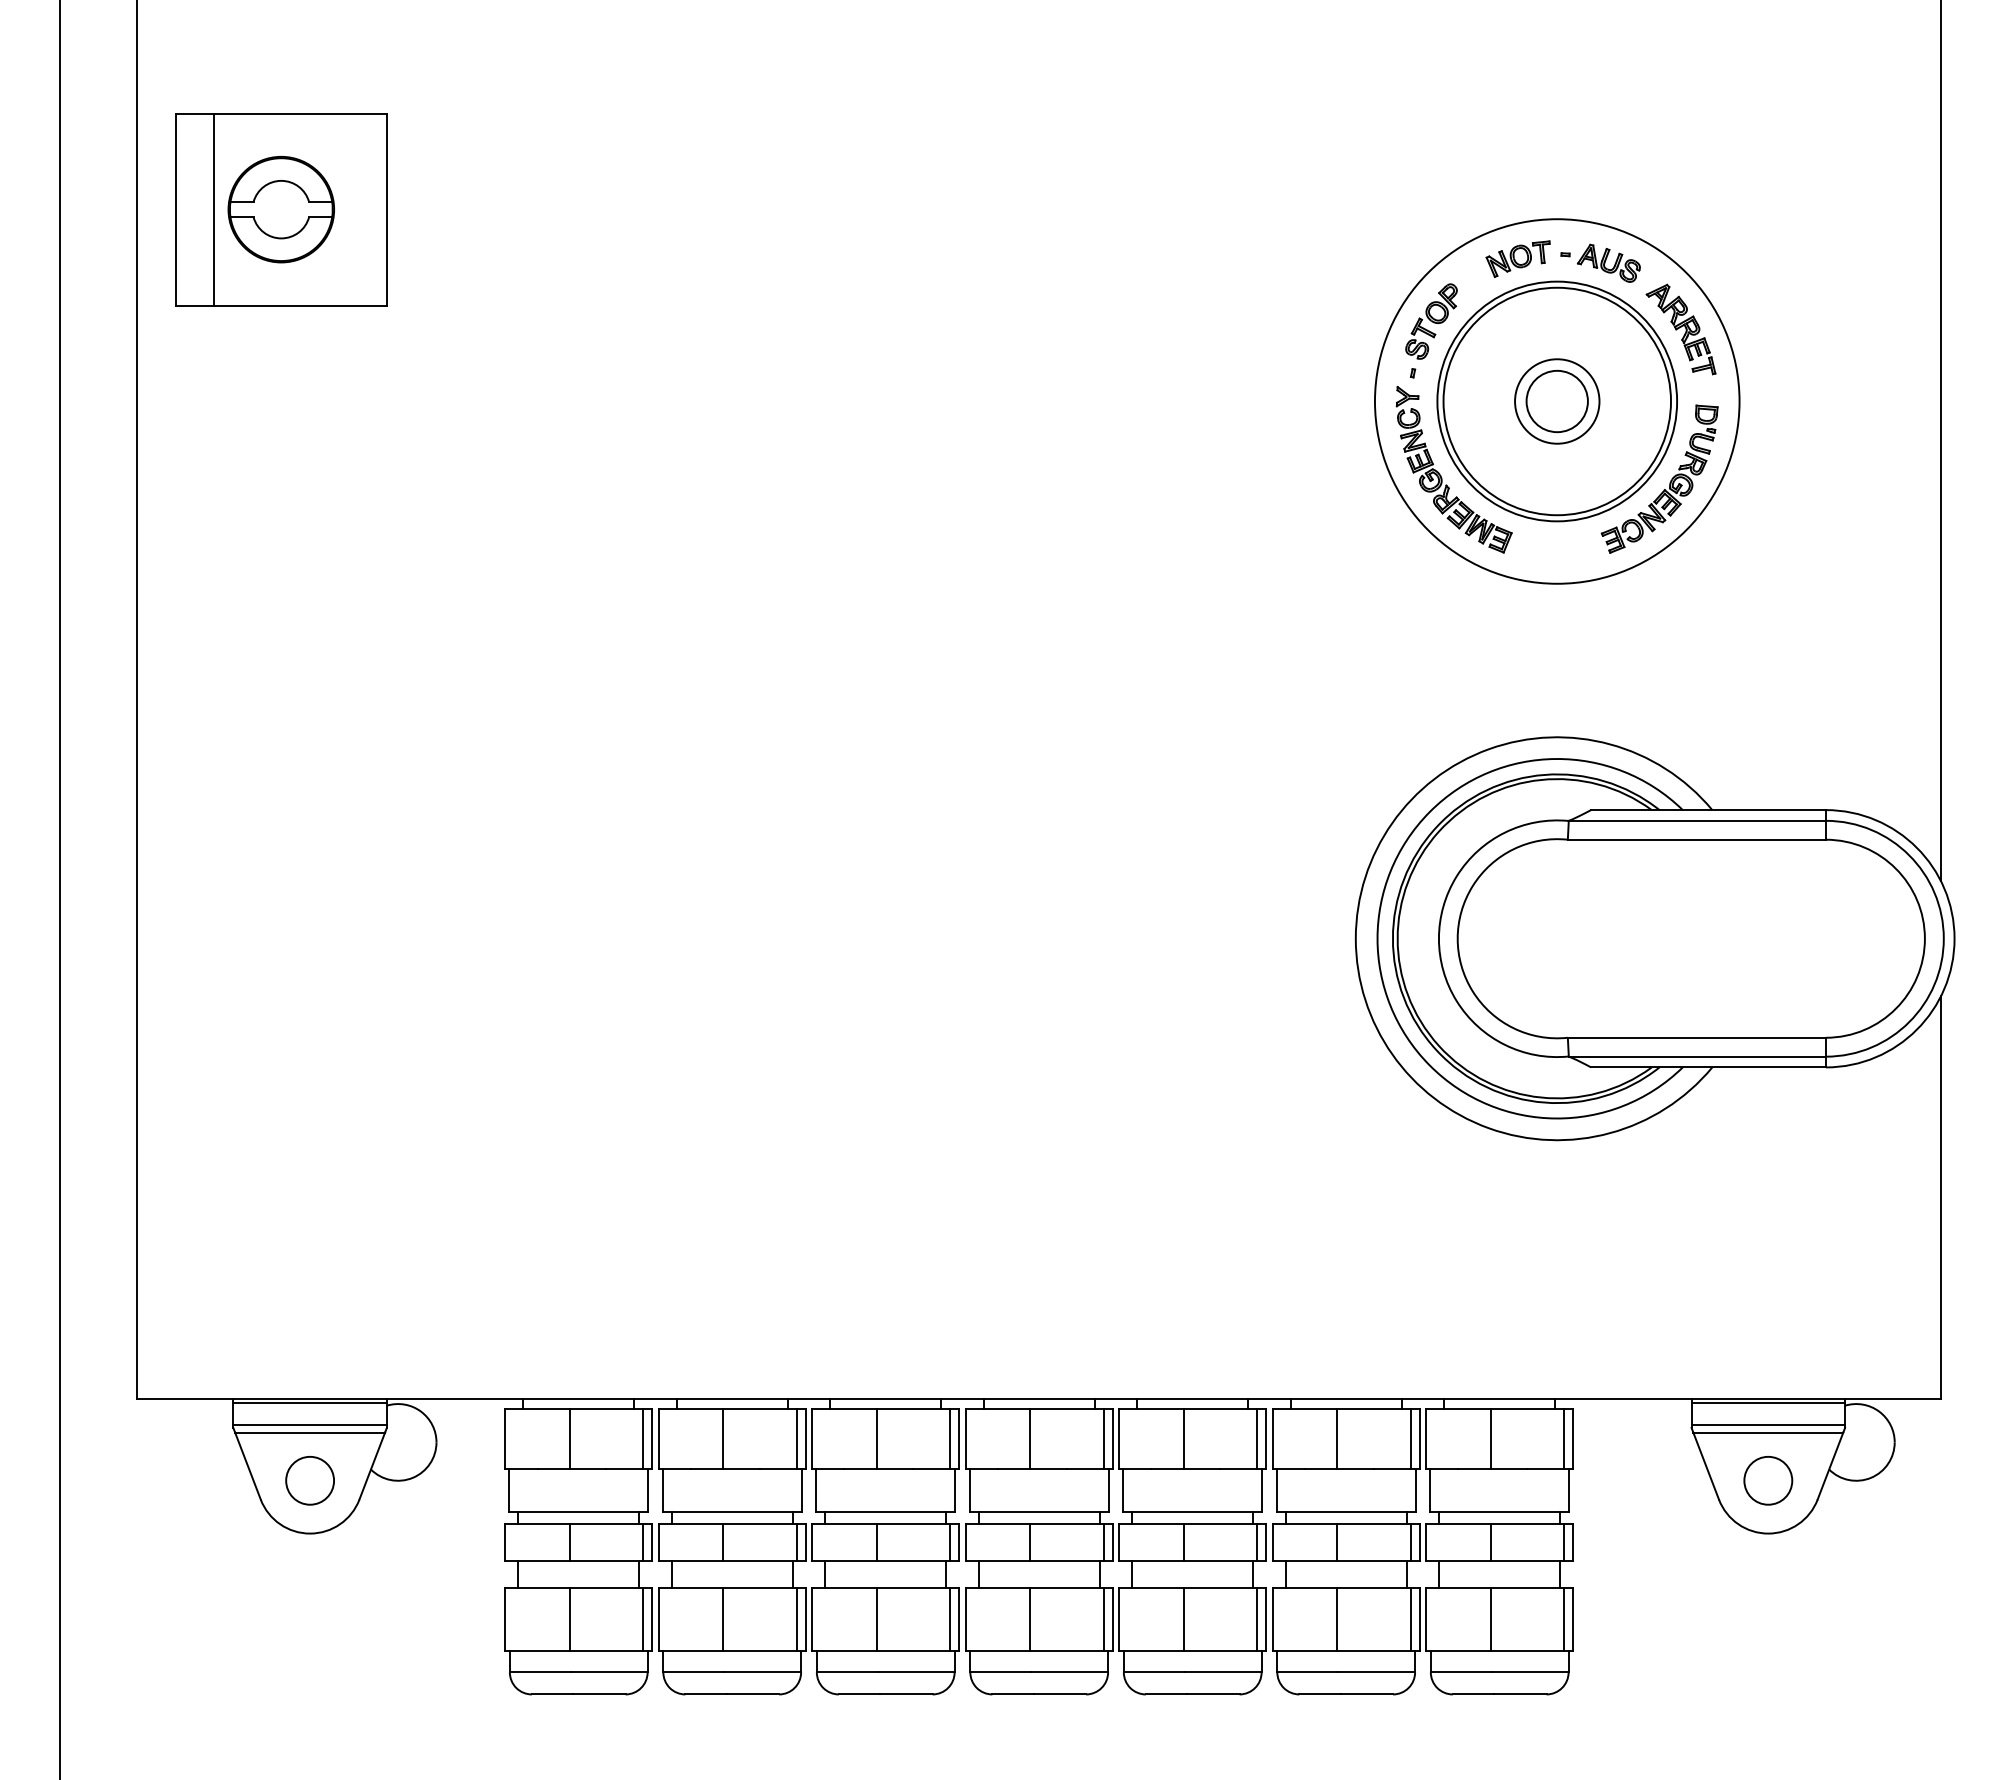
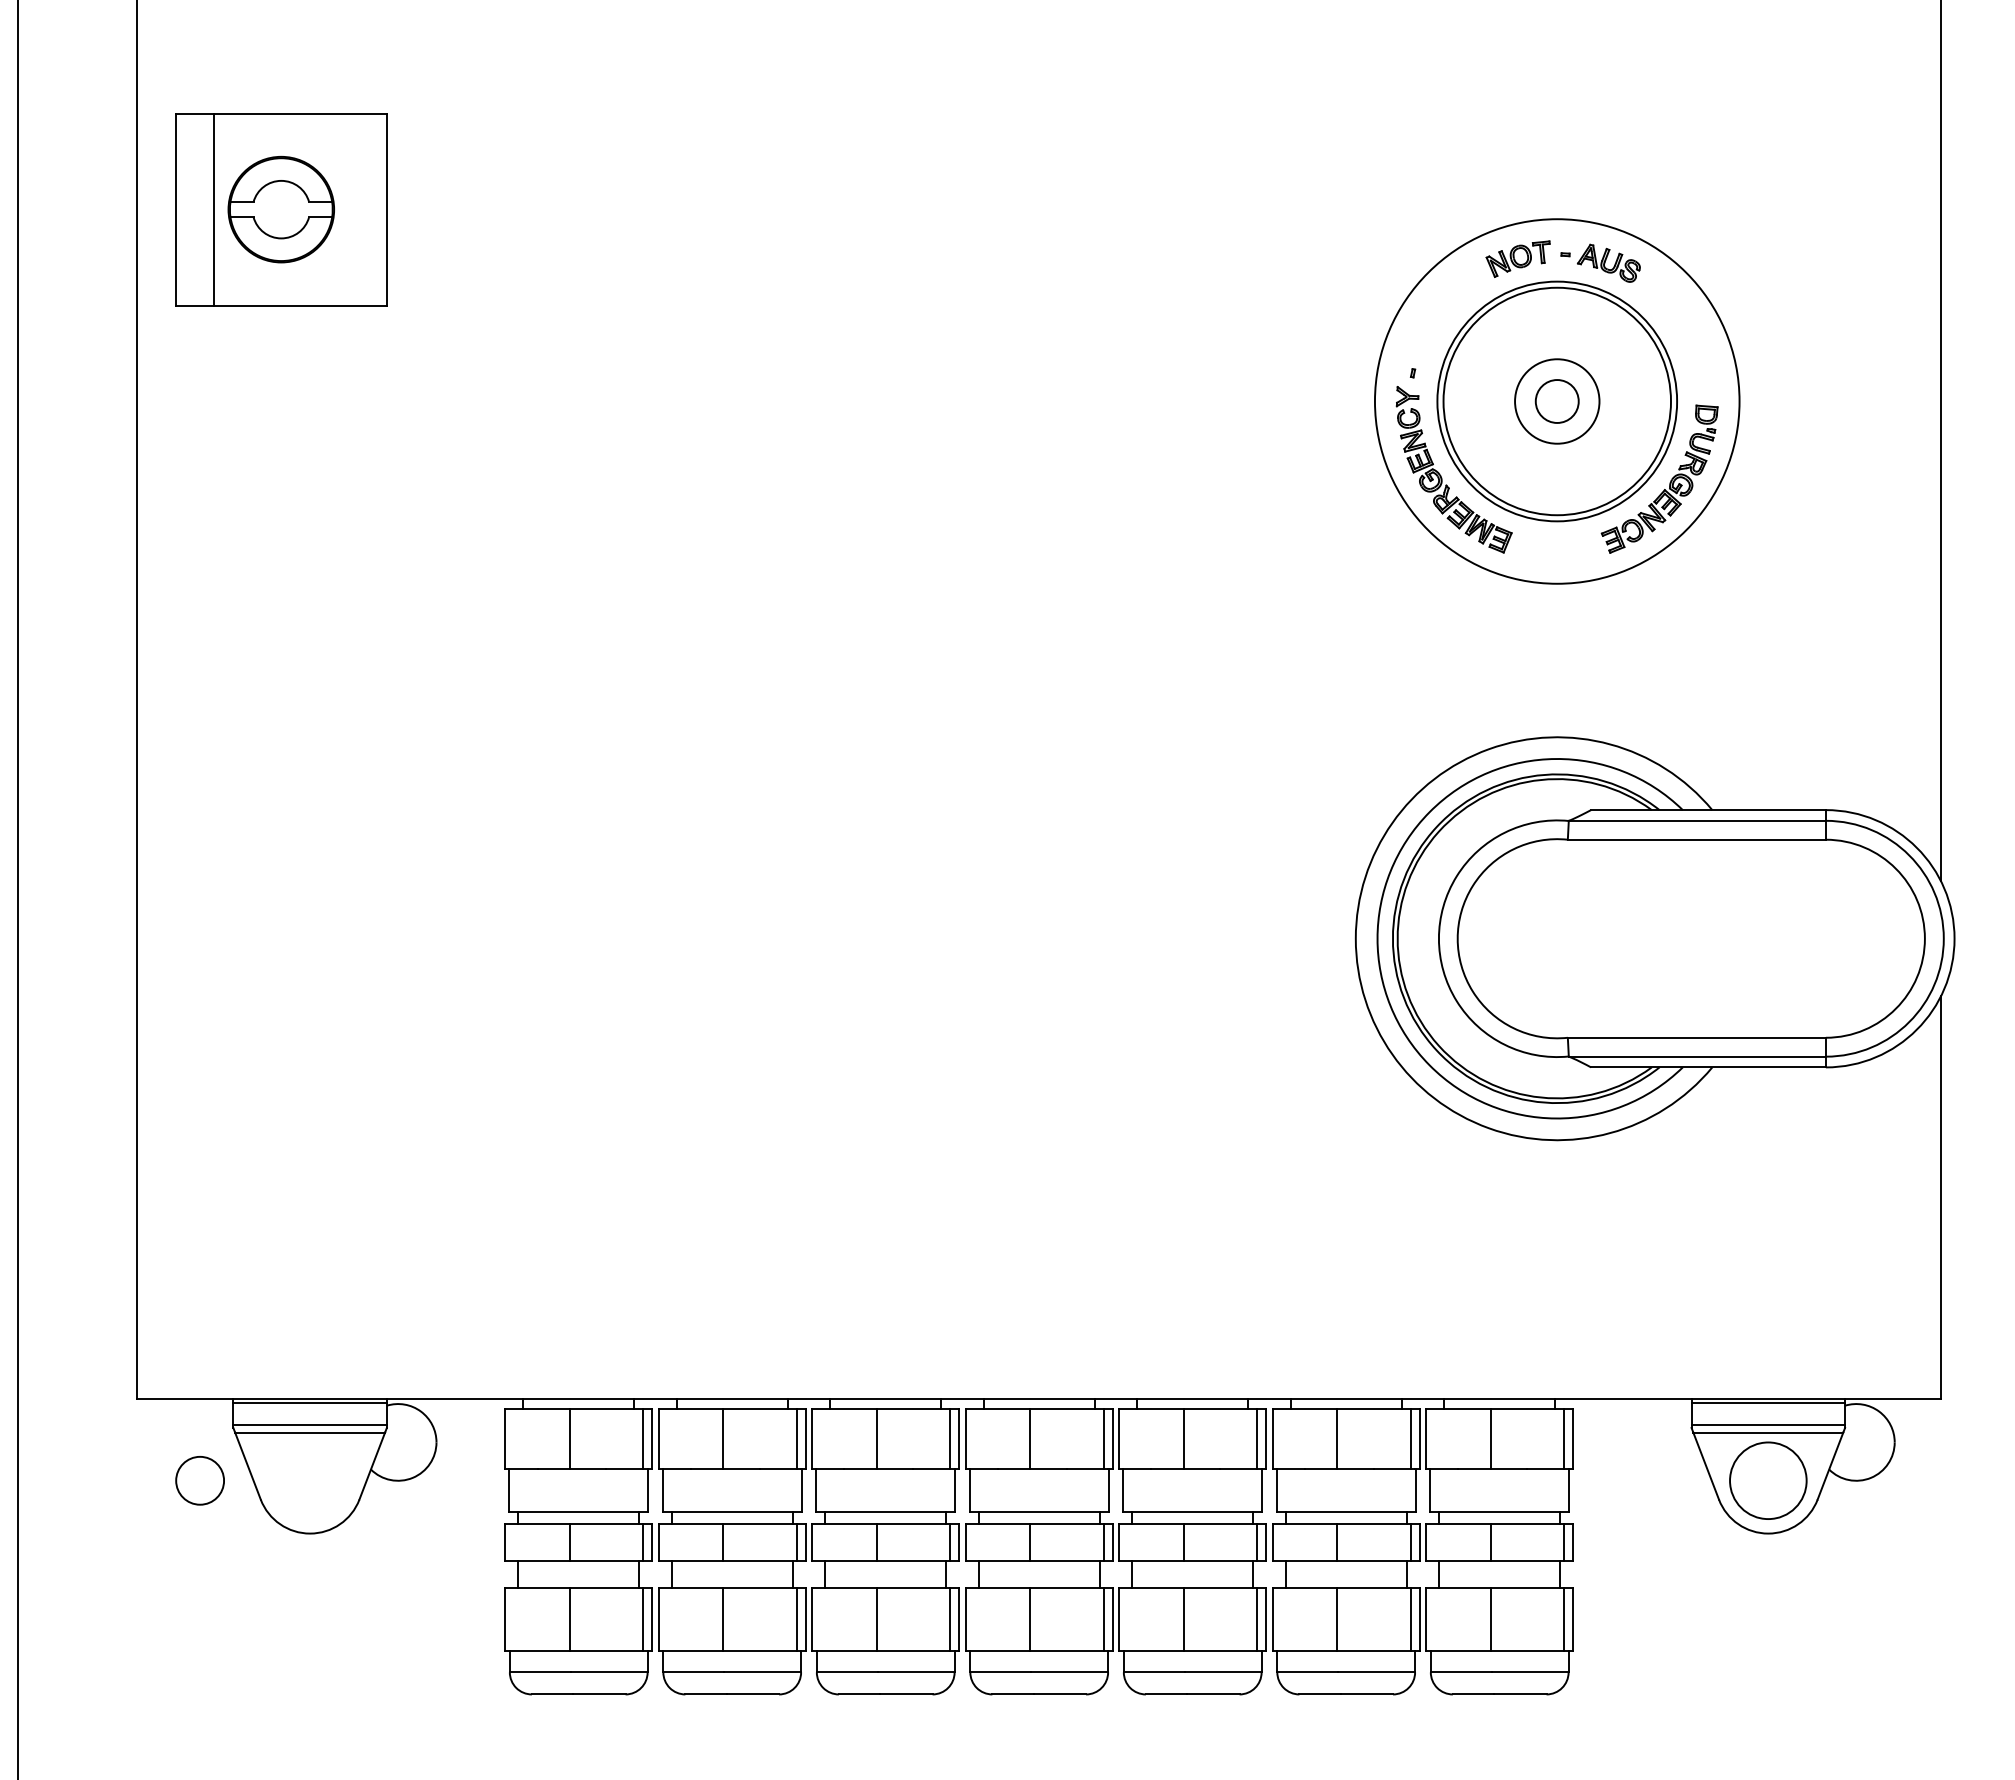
part: present -> none (1431, 321)
part: present -> none (1680, 329)
circle diameter: 61 px -> 43 px (1556, 401)
line position: (60, 889) -> (18, 889) (18, 889)
circle position: (309, 1480) -> (199, 1480) (199, 1480)
circle diameter: 48 px -> 77 px (1768, 1480)
